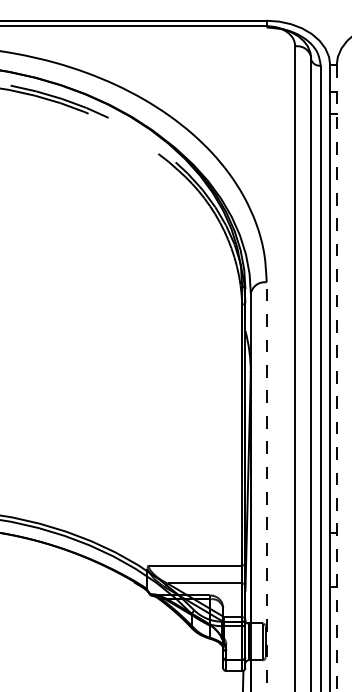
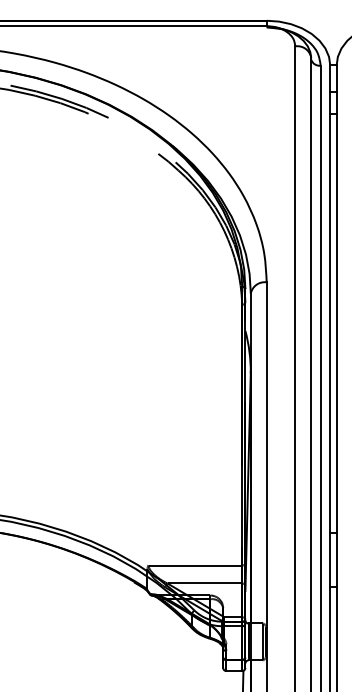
line: dashed -> solid (336, 378)
line: dashed -> solid (266, 487)
